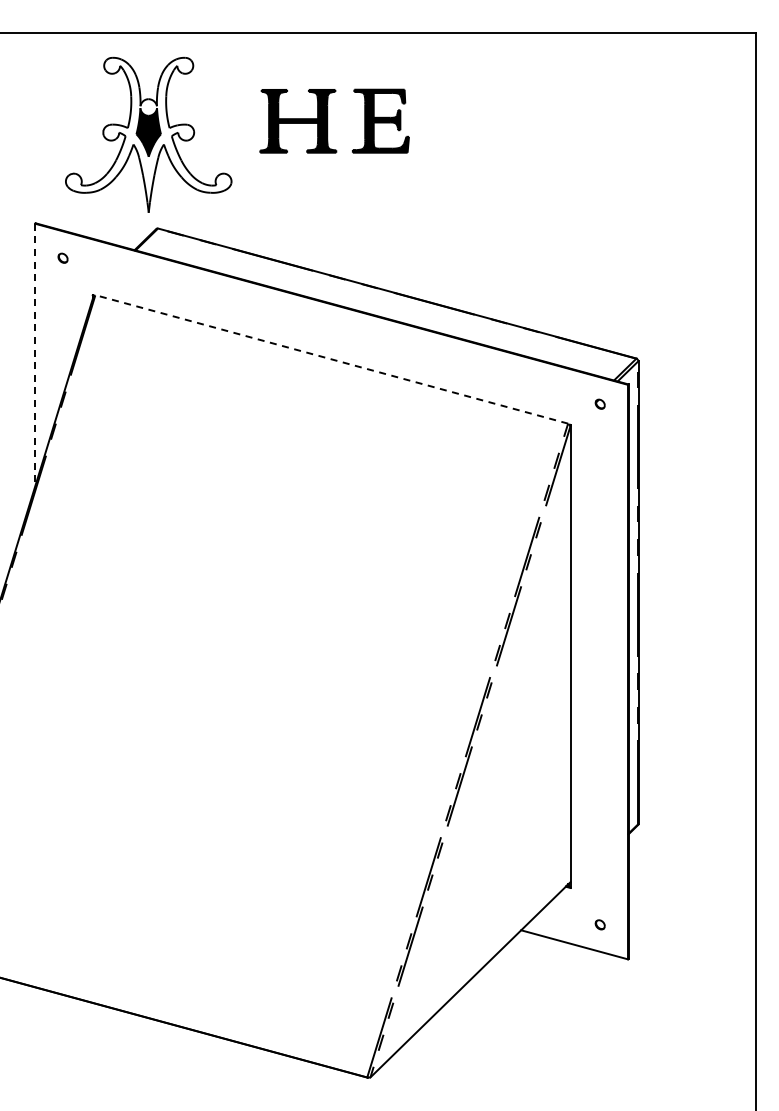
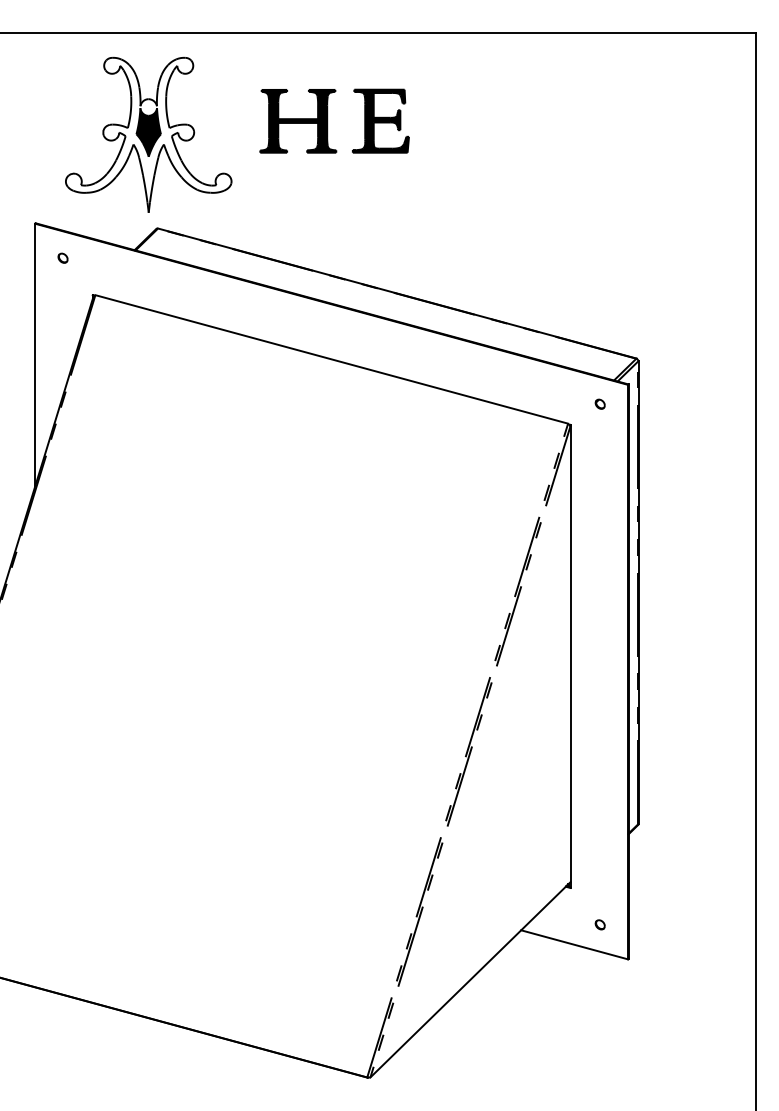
line: dashed -> solid (35, 355)
line: dashed -> solid (331, 359)
